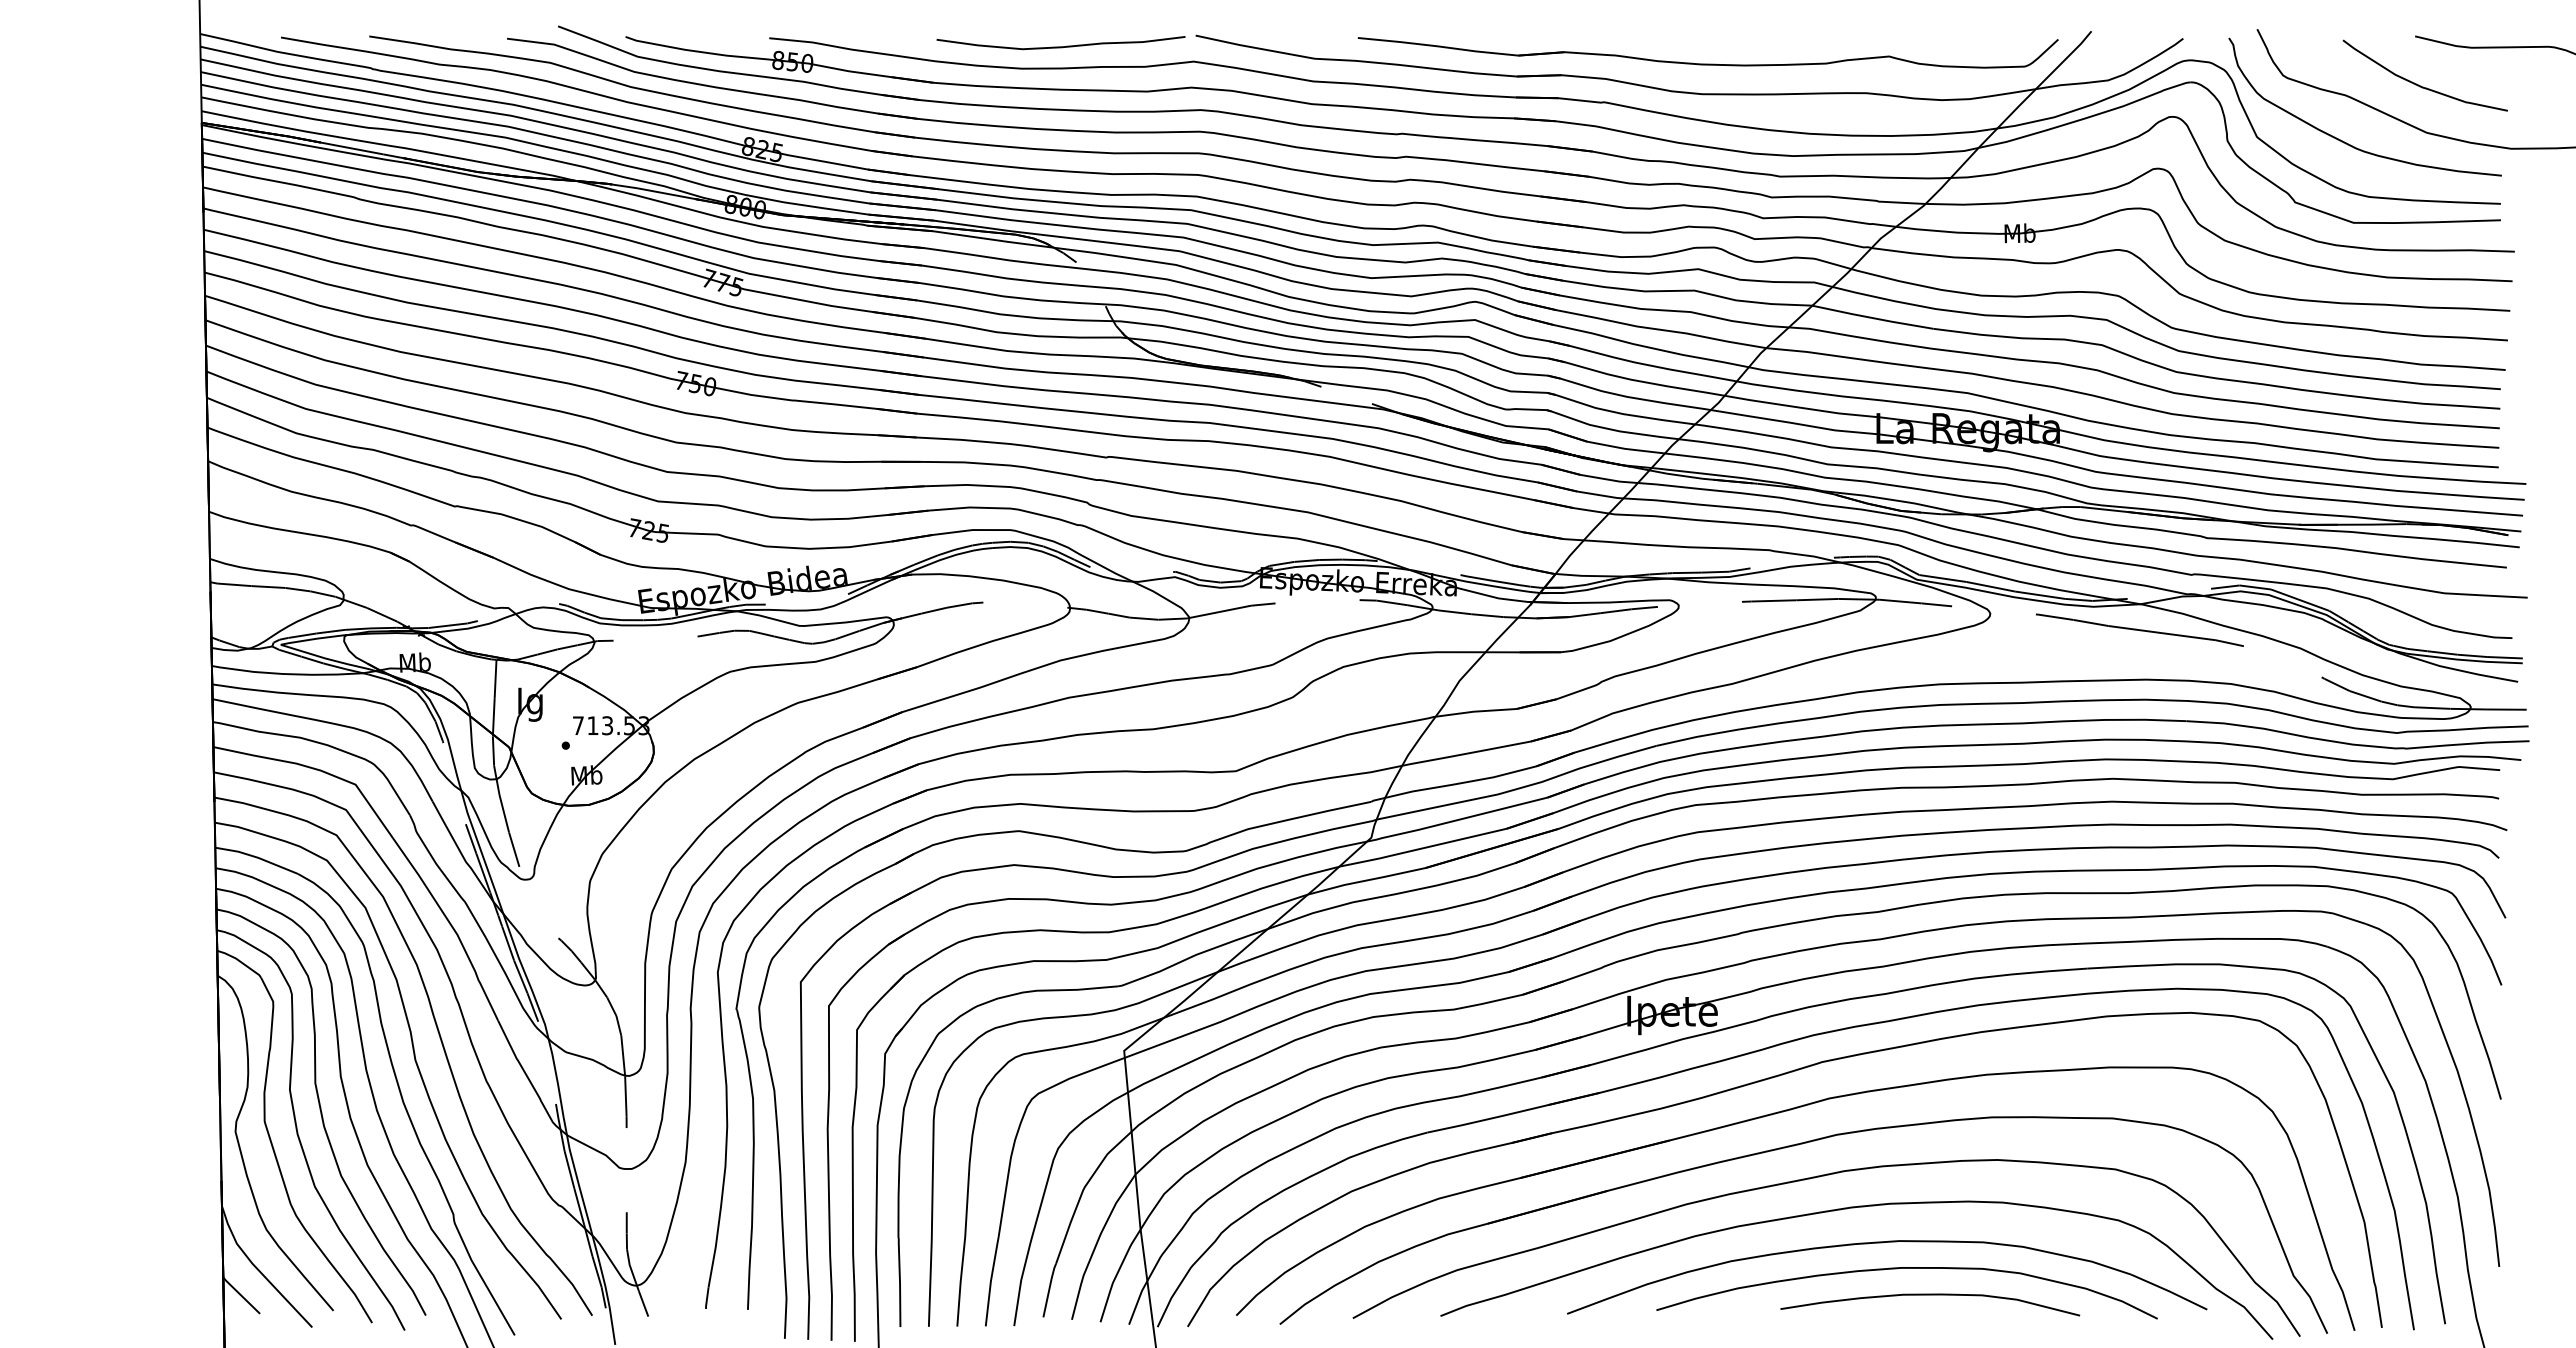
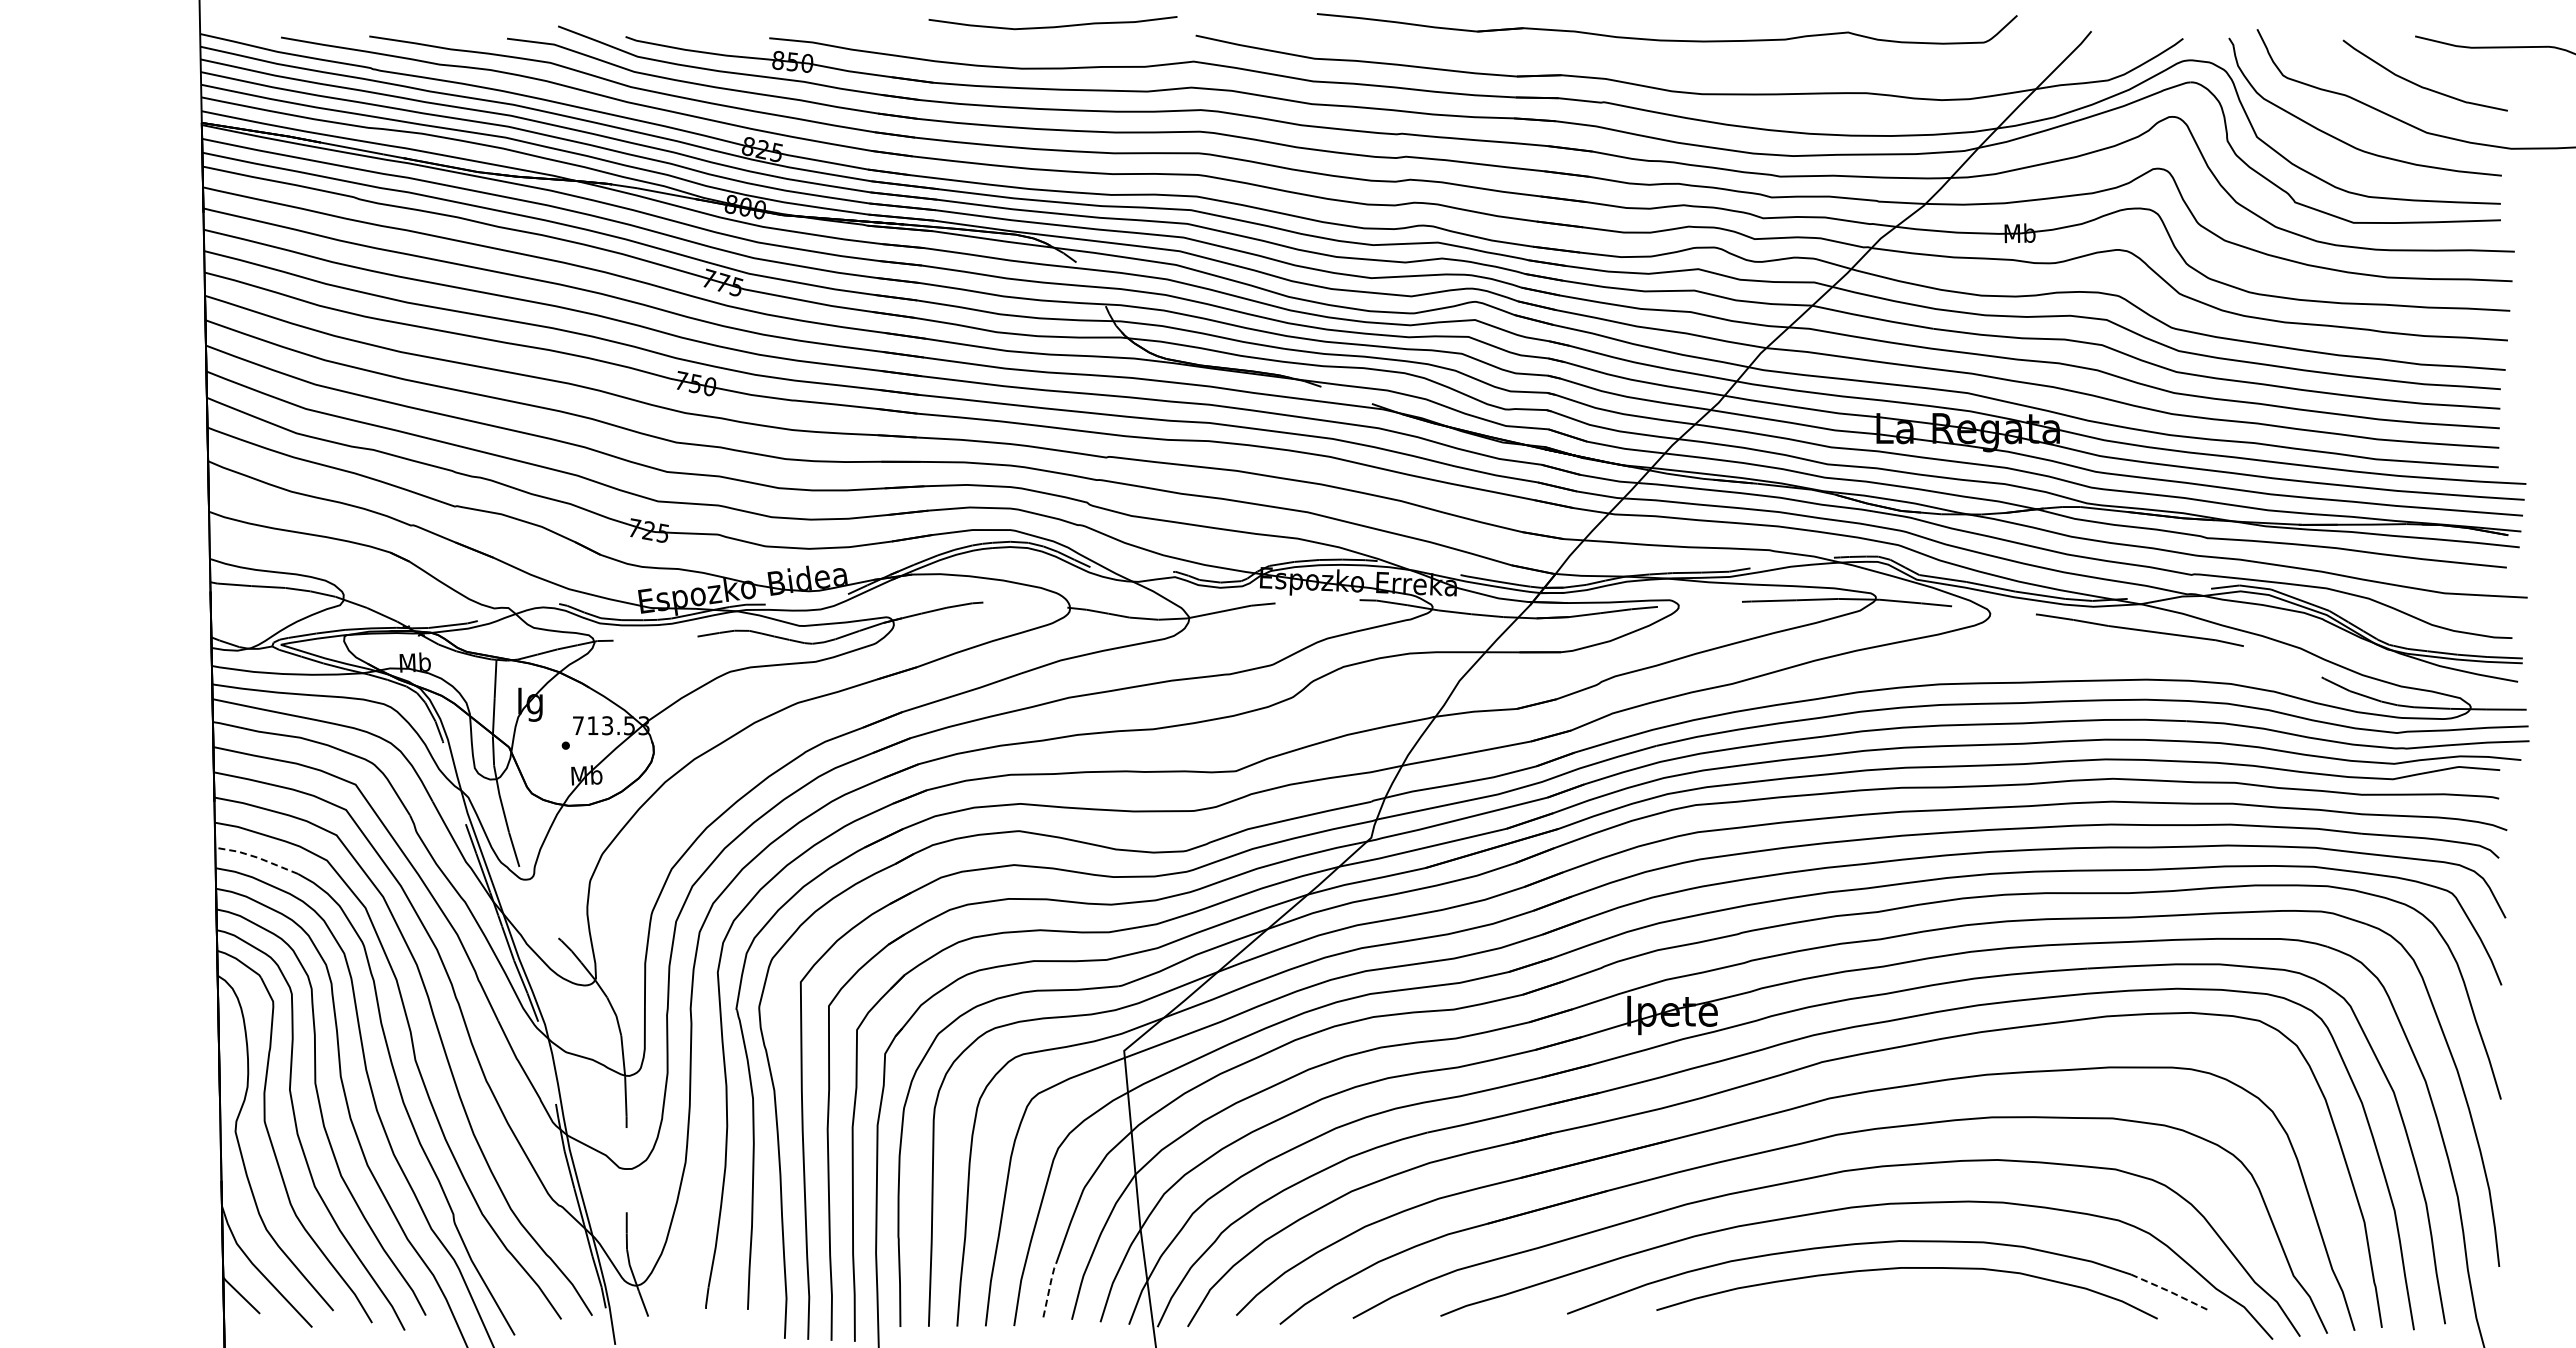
curve position: (1060, 46) -> (1052, 26) (1052, 26)
part position: (1707, 63) -> (1666, 39) (1666, 39)
line: solid -> dashed (257, 857)
line: solid -> dashed (1049, 1289)
line: solid -> dashed (2169, 1291)
curve: present -> none (1930, 1295)
